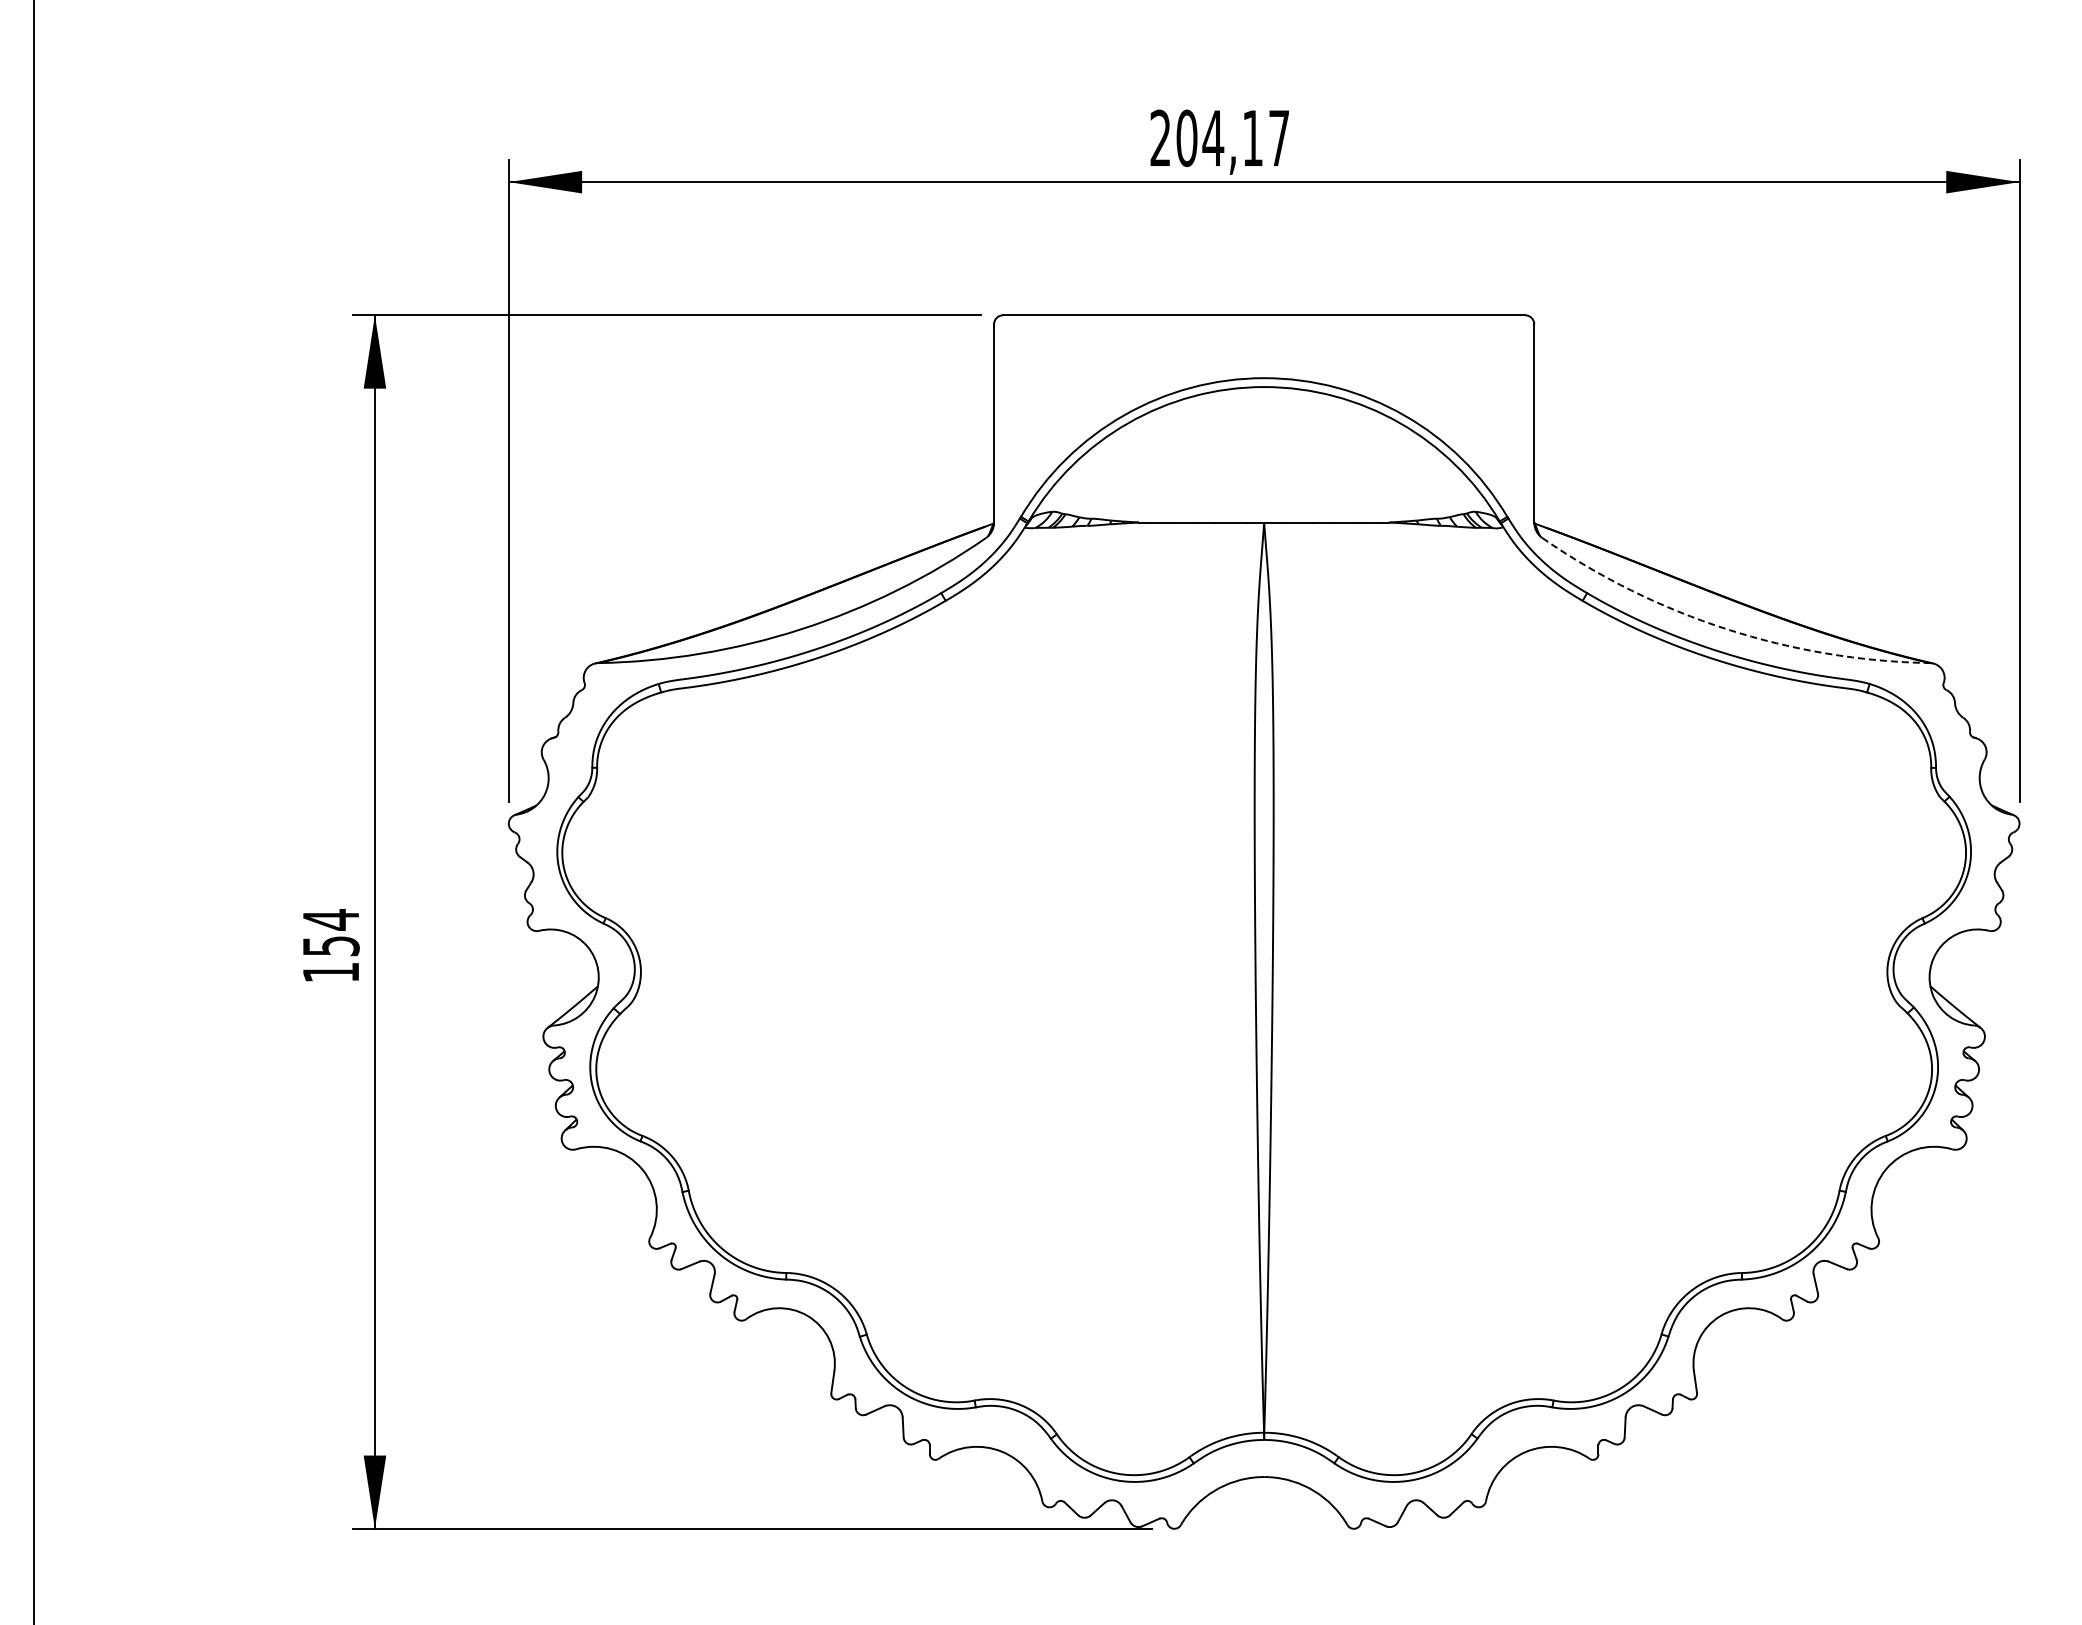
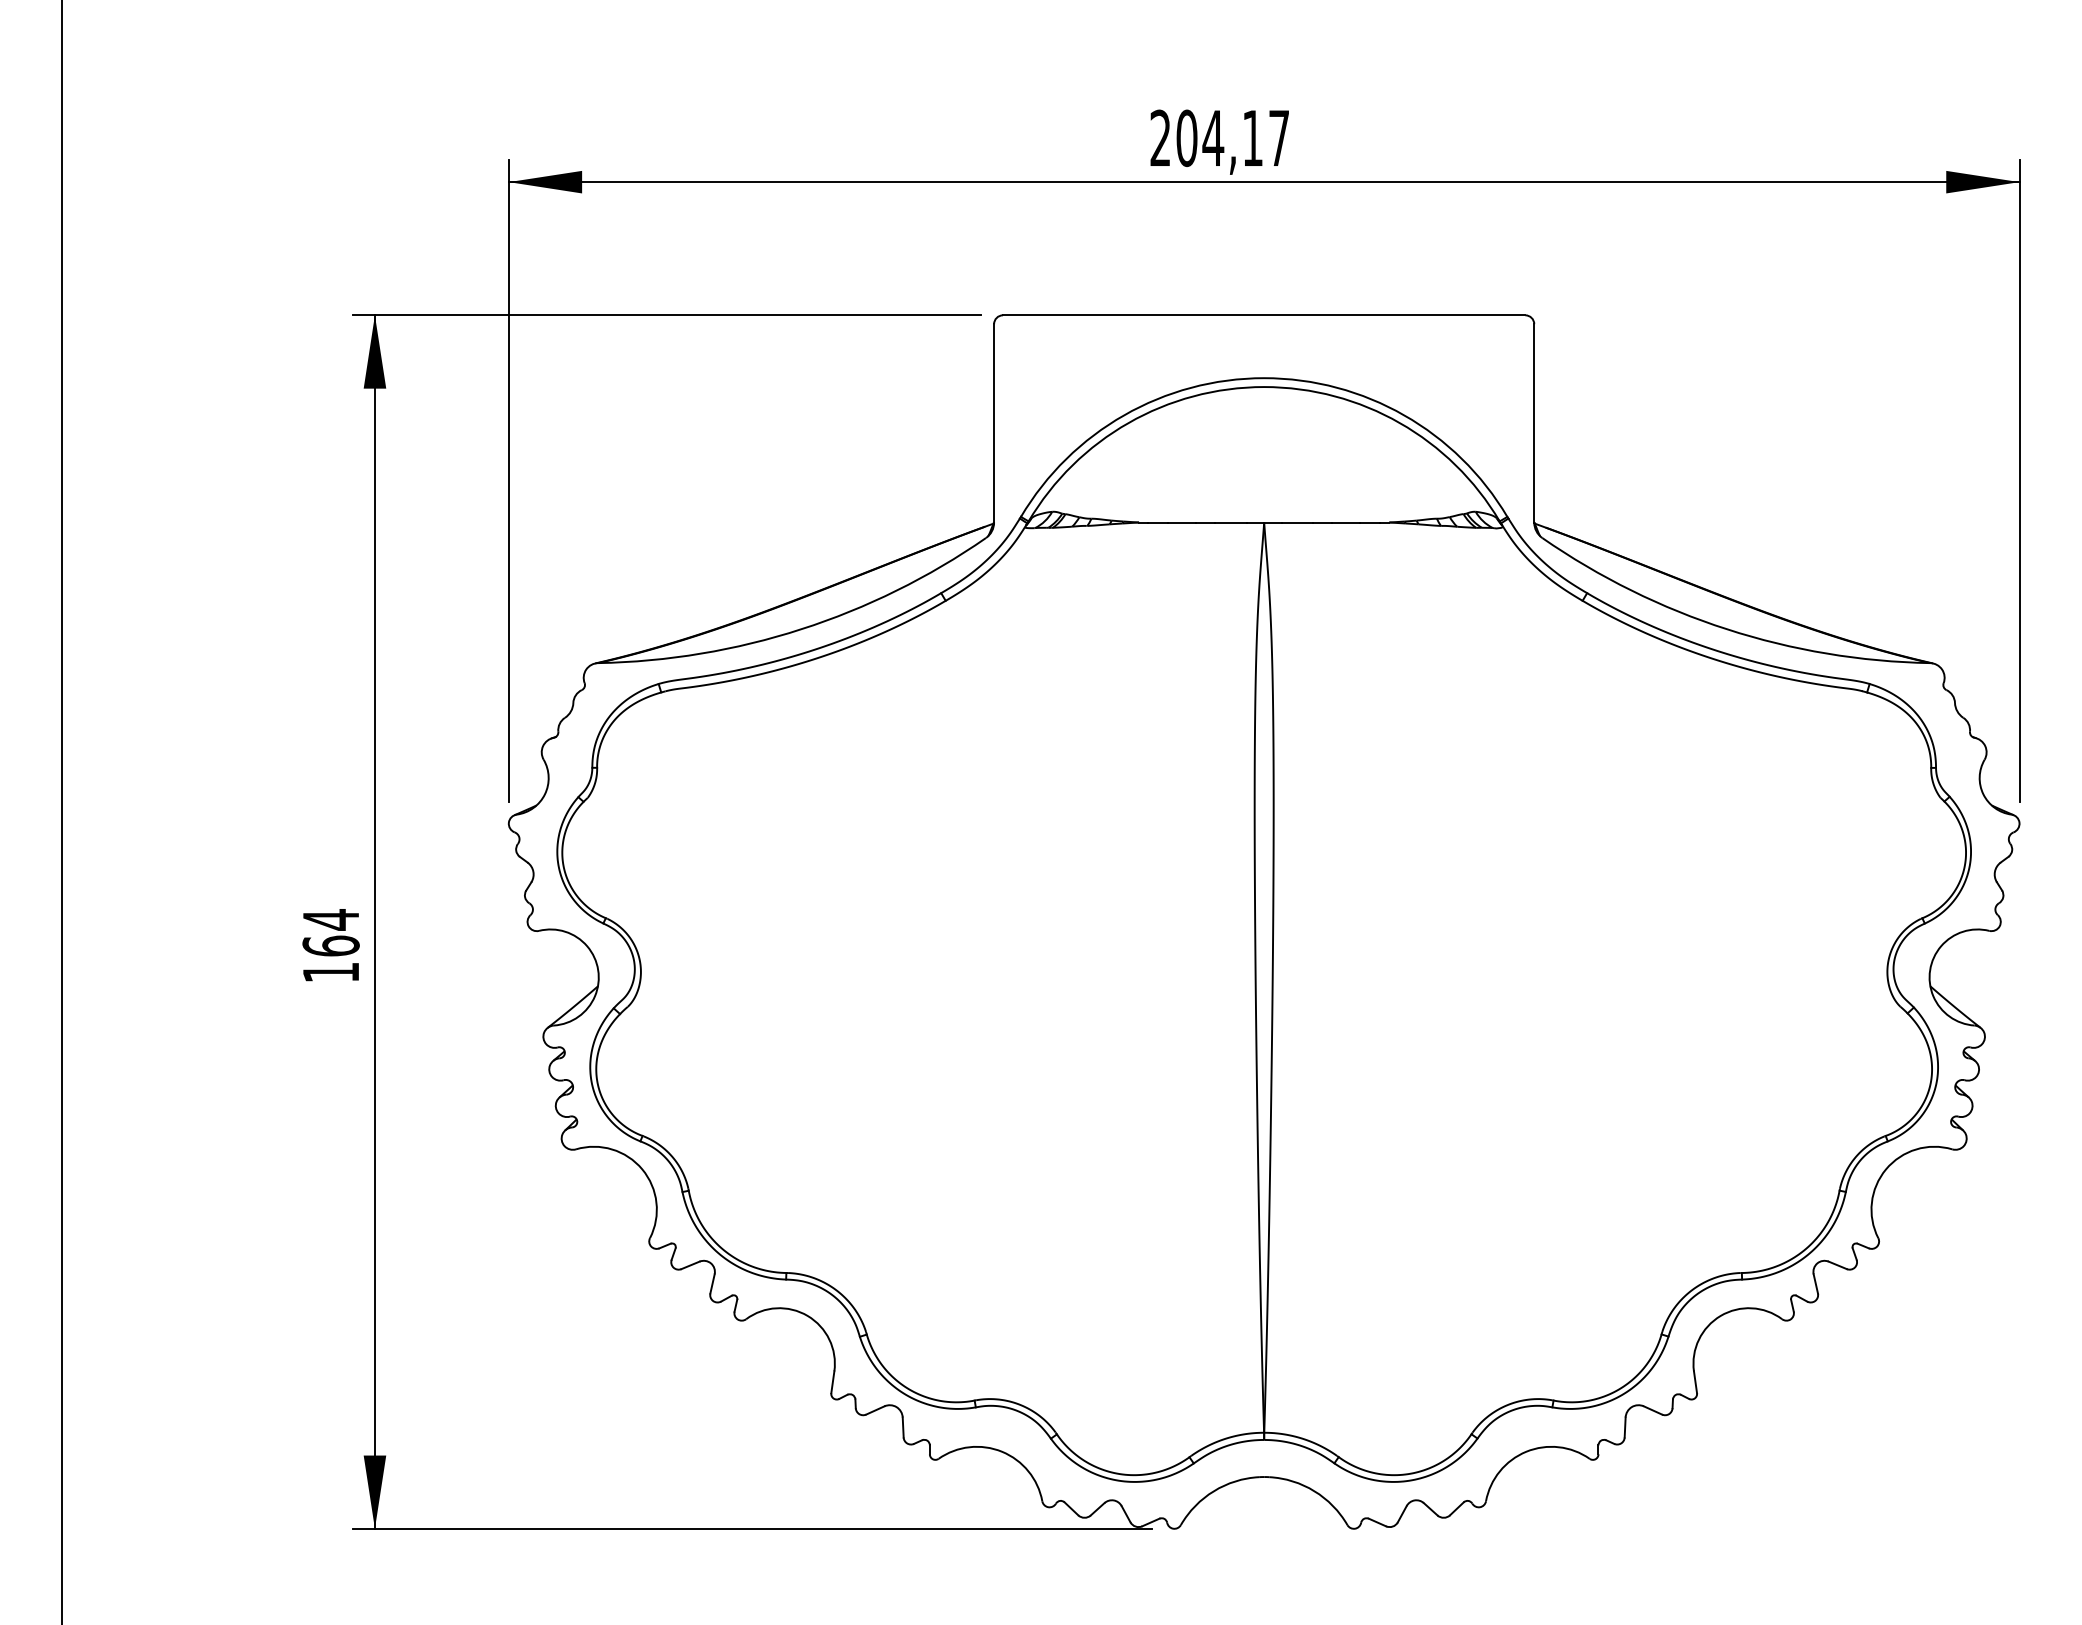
arc: dashed -> solid (1726, 629)
line position: (34, 811) -> (62, 811) (62, 811)
text: 154 -> 164 (330, 945)
